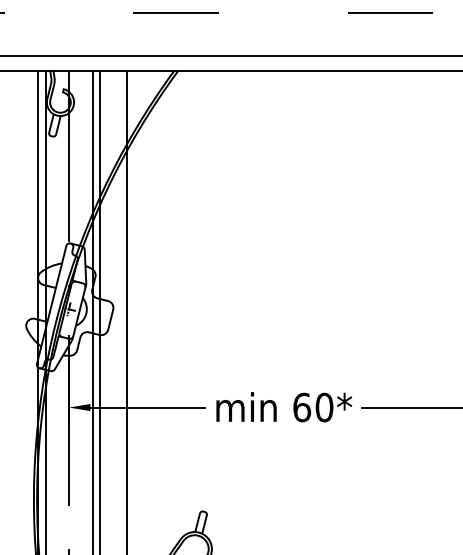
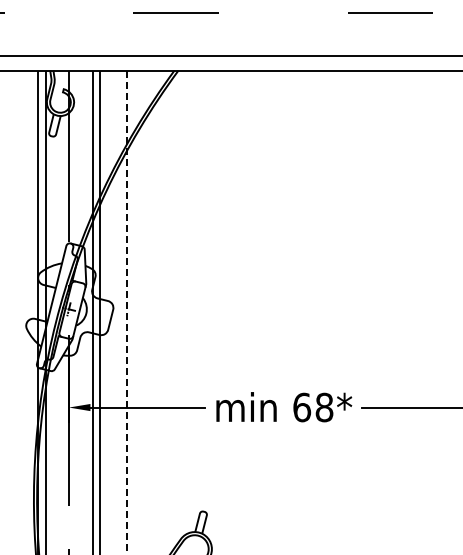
line: solid -> dashed (126, 312)
text: 60* -> 68* (324, 407)
